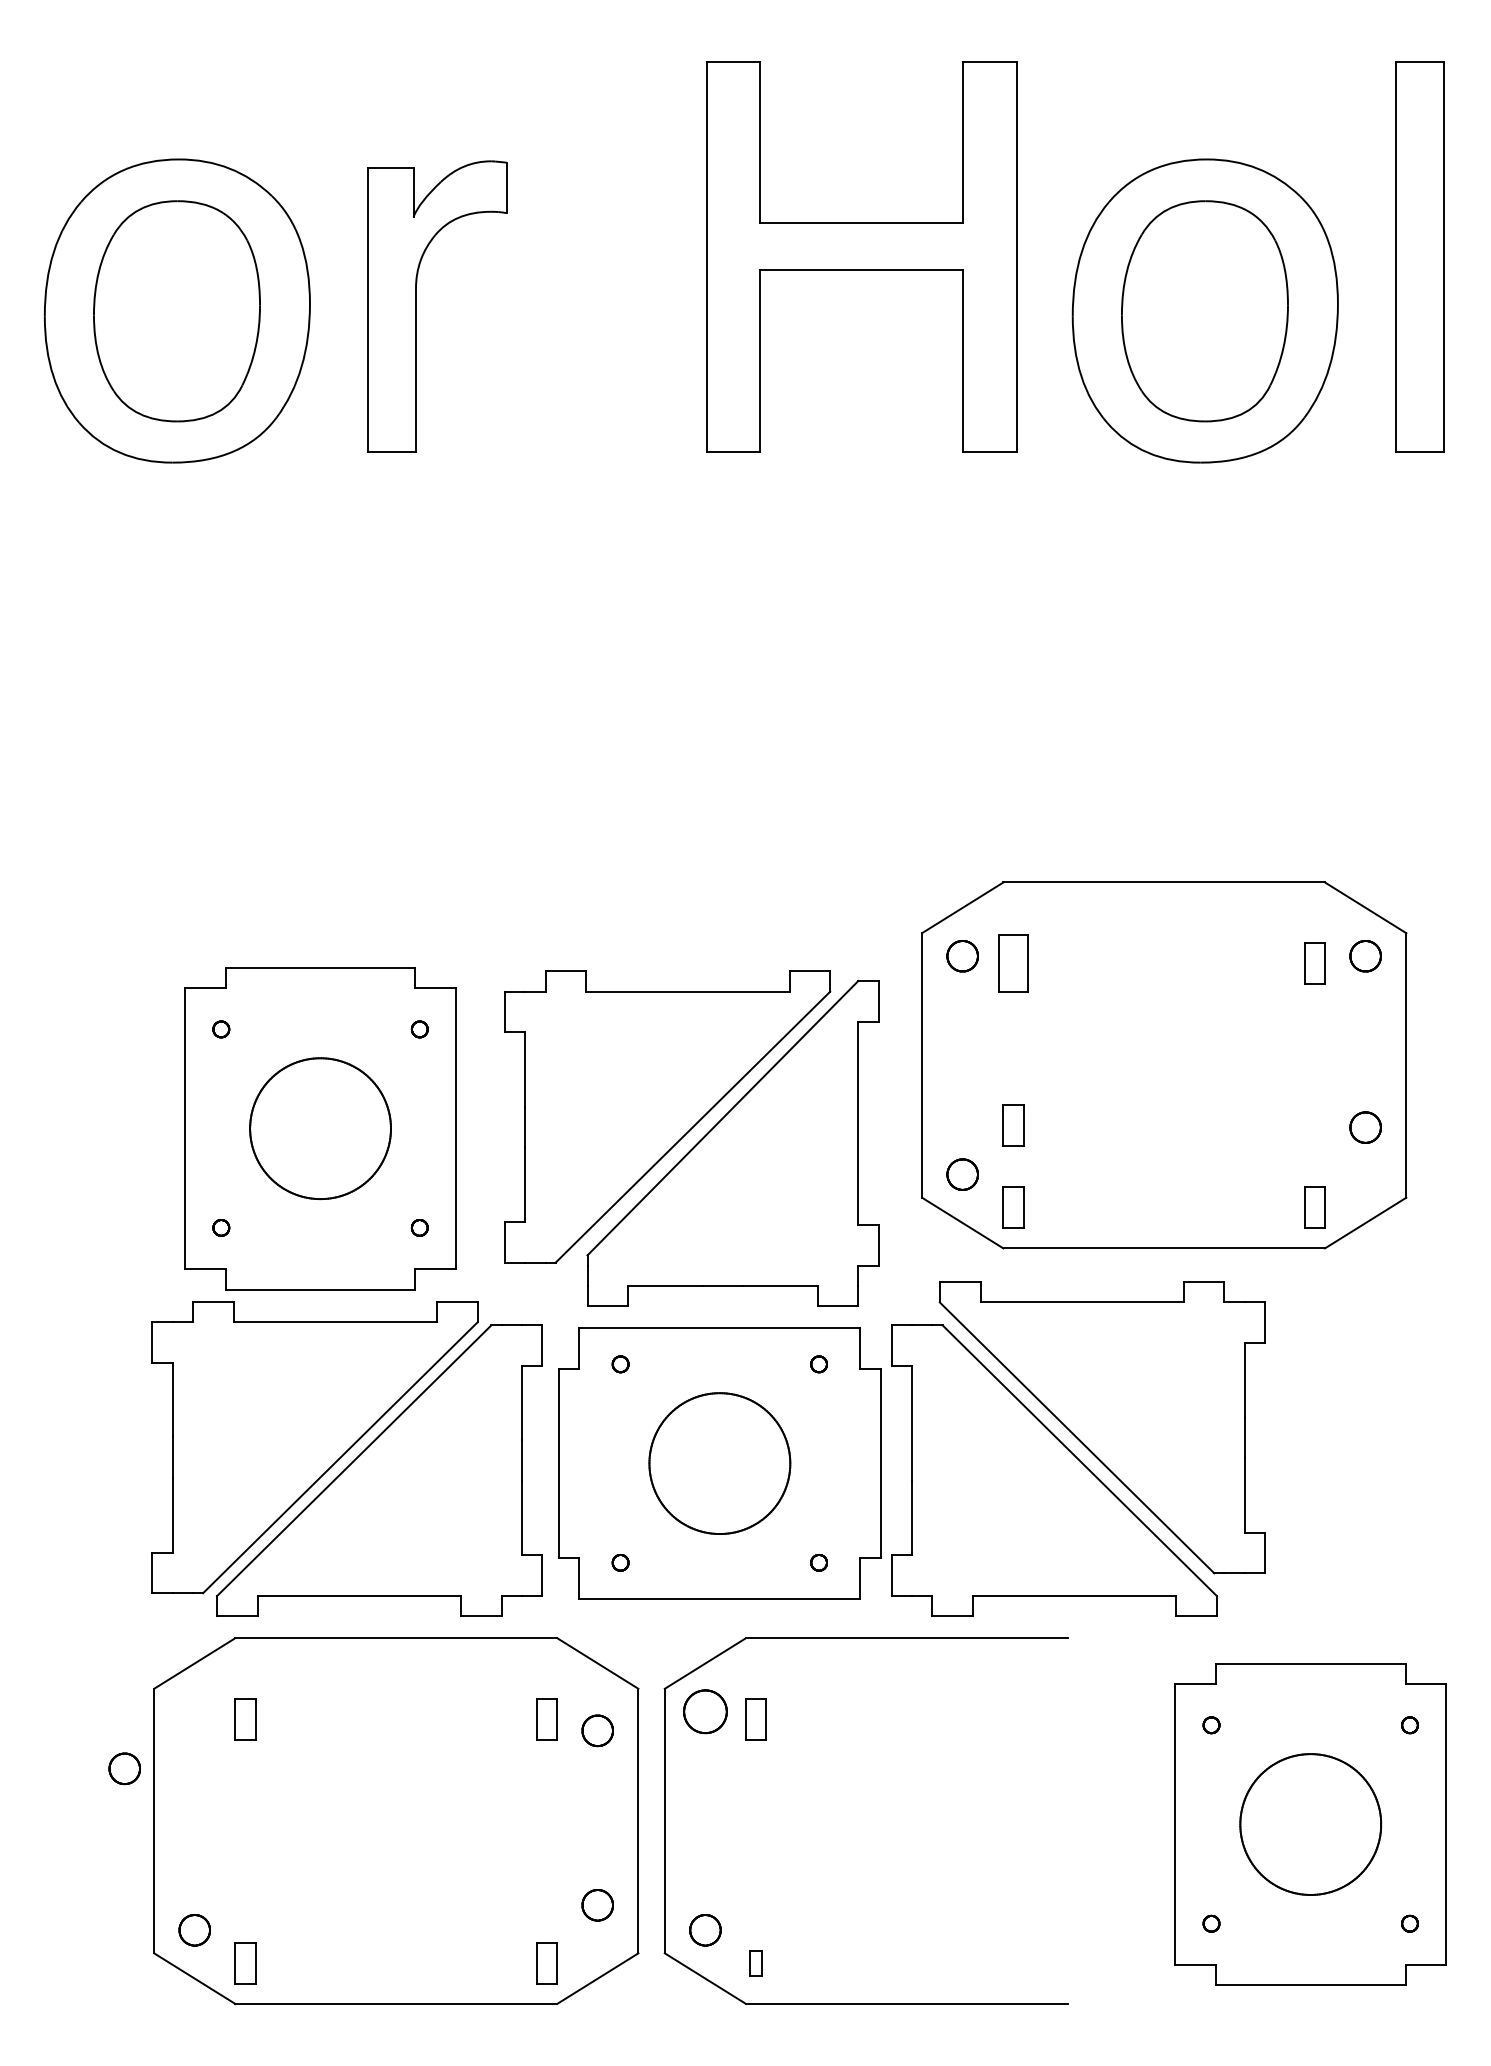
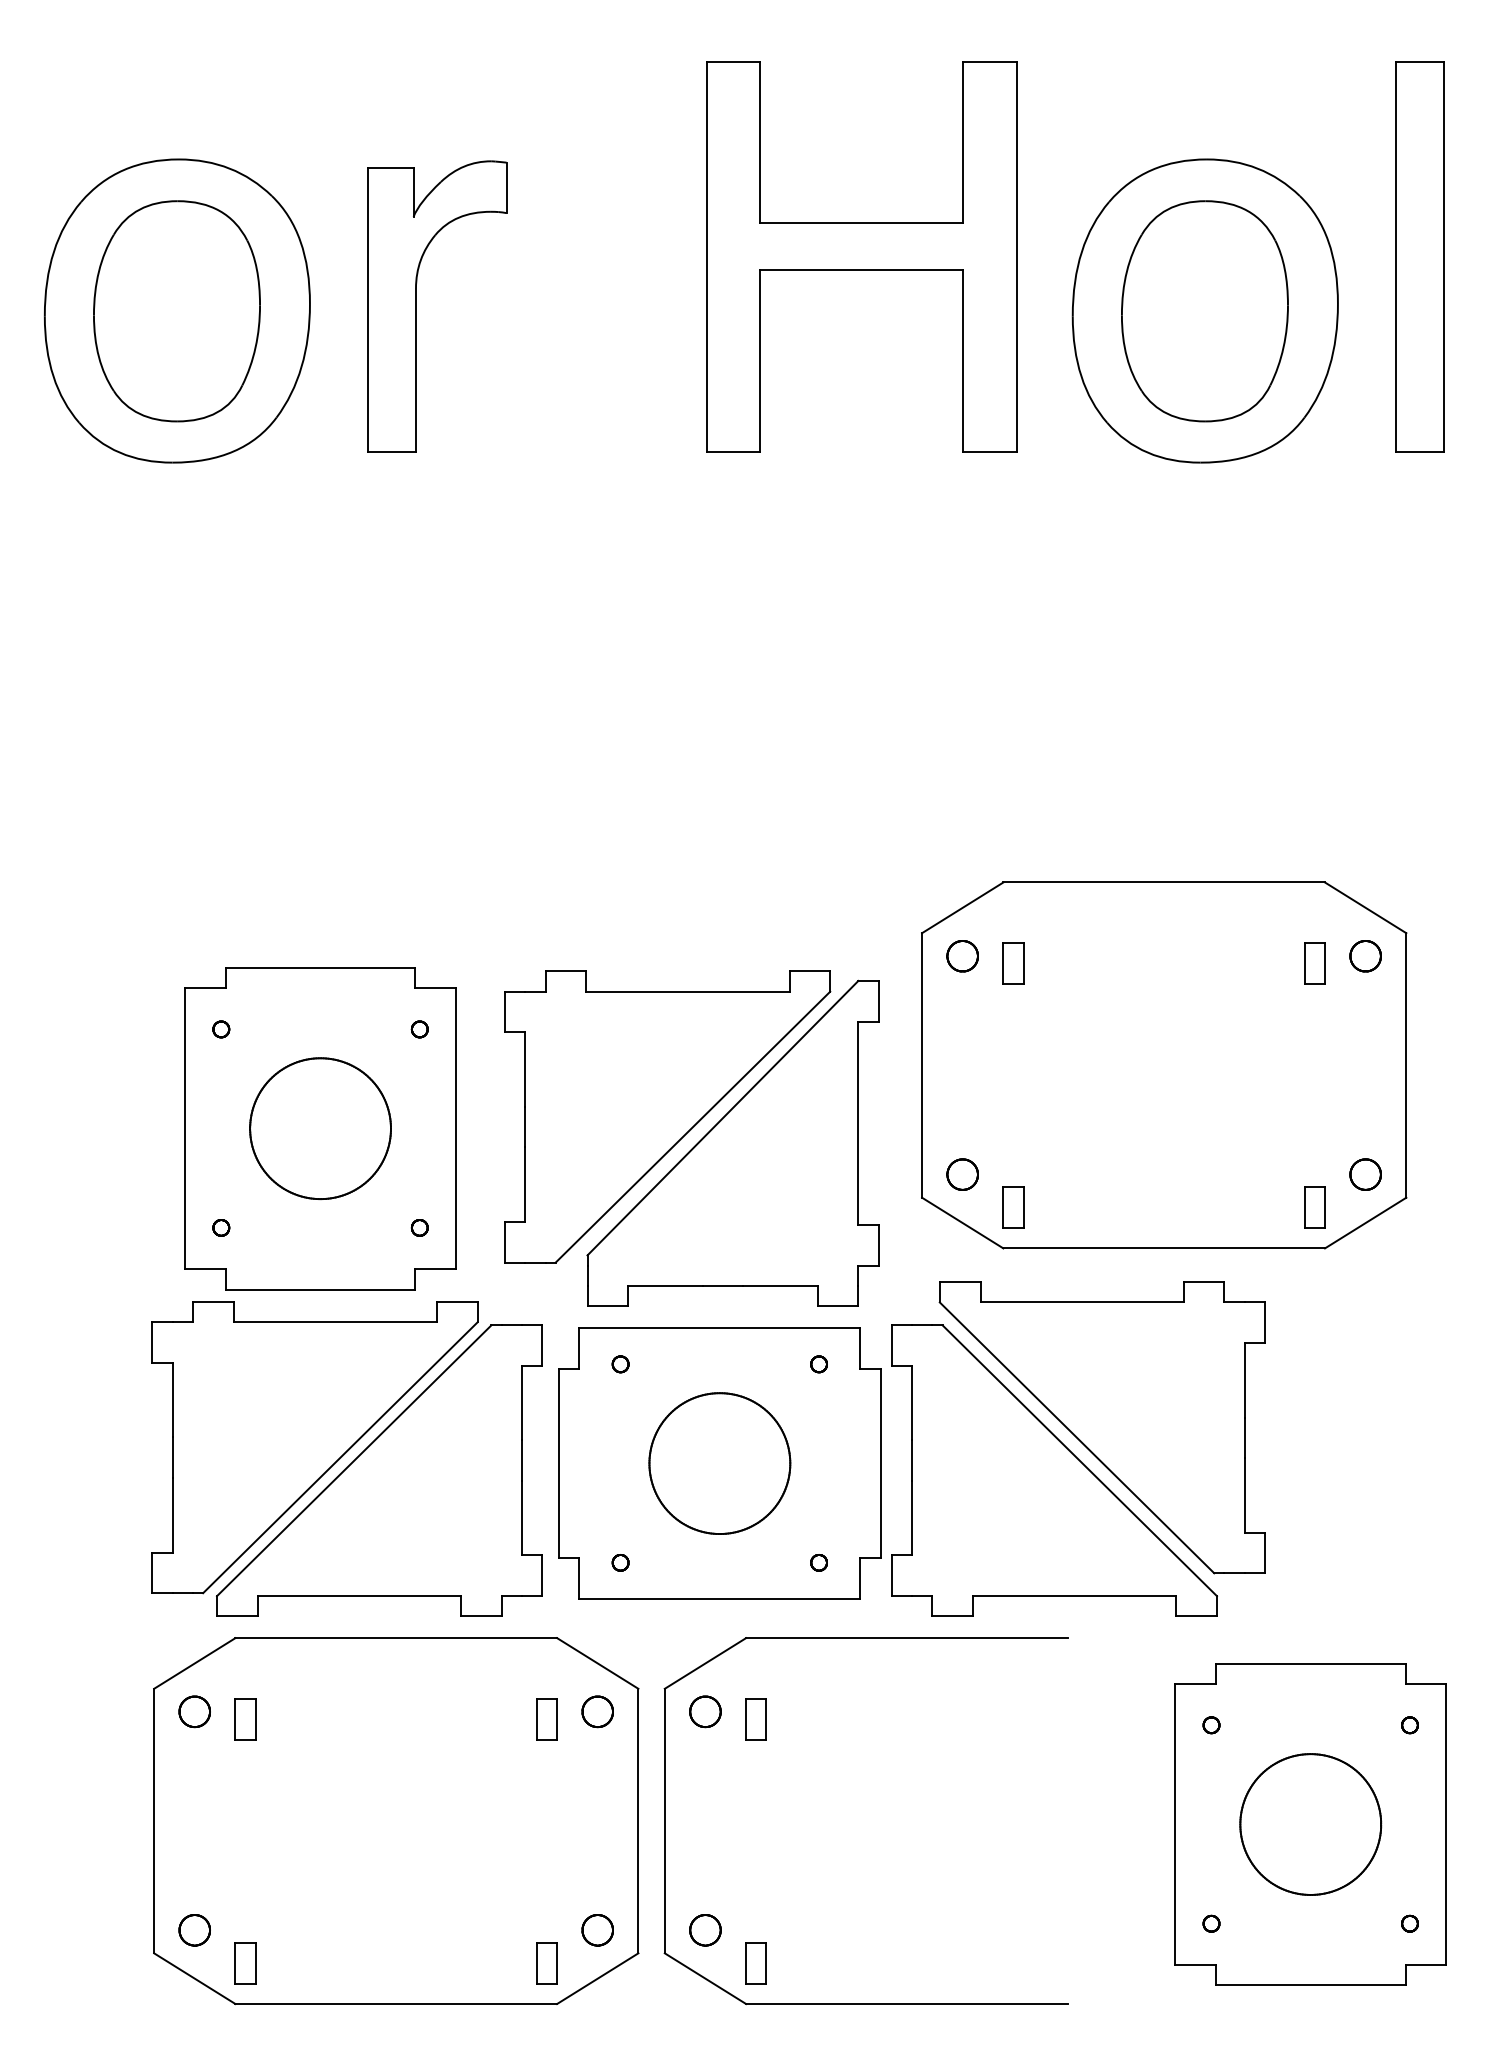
part size: 31x59 px -> 23x43 px (1013, 963)
part: present -> none (1013, 1125)
part position: (1365, 1127) -> (1365, 1174) (1365, 1174)
part size: 45x46 px -> 33x34 px (705, 1711)
part position: (597, 1730) -> (597, 1711) (597, 1711)
part position: (124, 1768) -> (194, 1711) (194, 1711)
part position: (597, 1905) -> (597, 1930) (597, 1930)
part size: 14x27 px -> 22x43 px (755, 1963)
